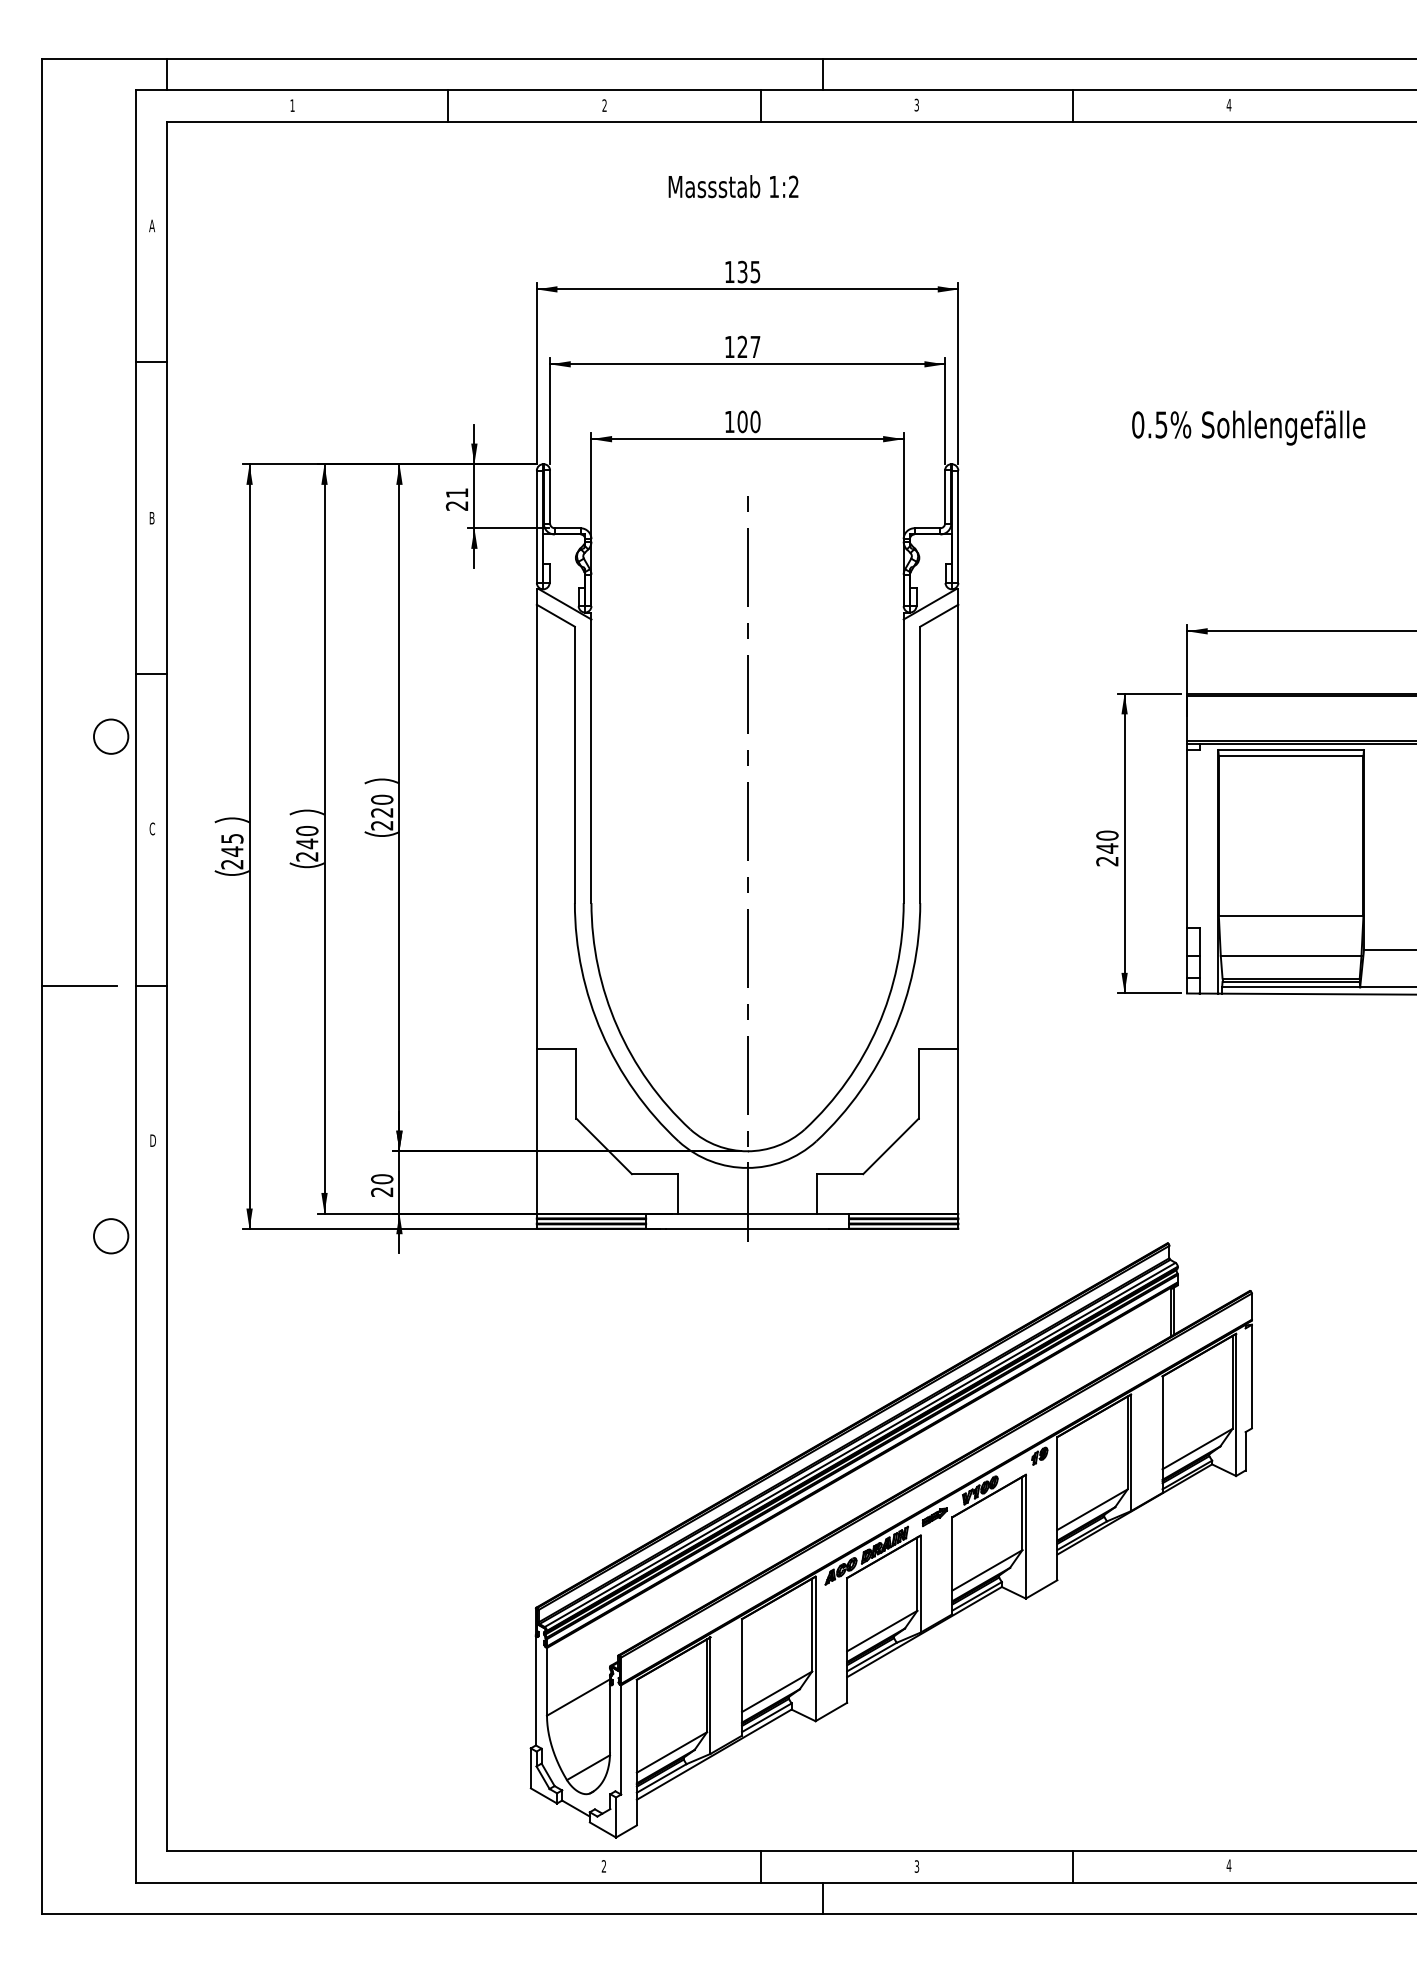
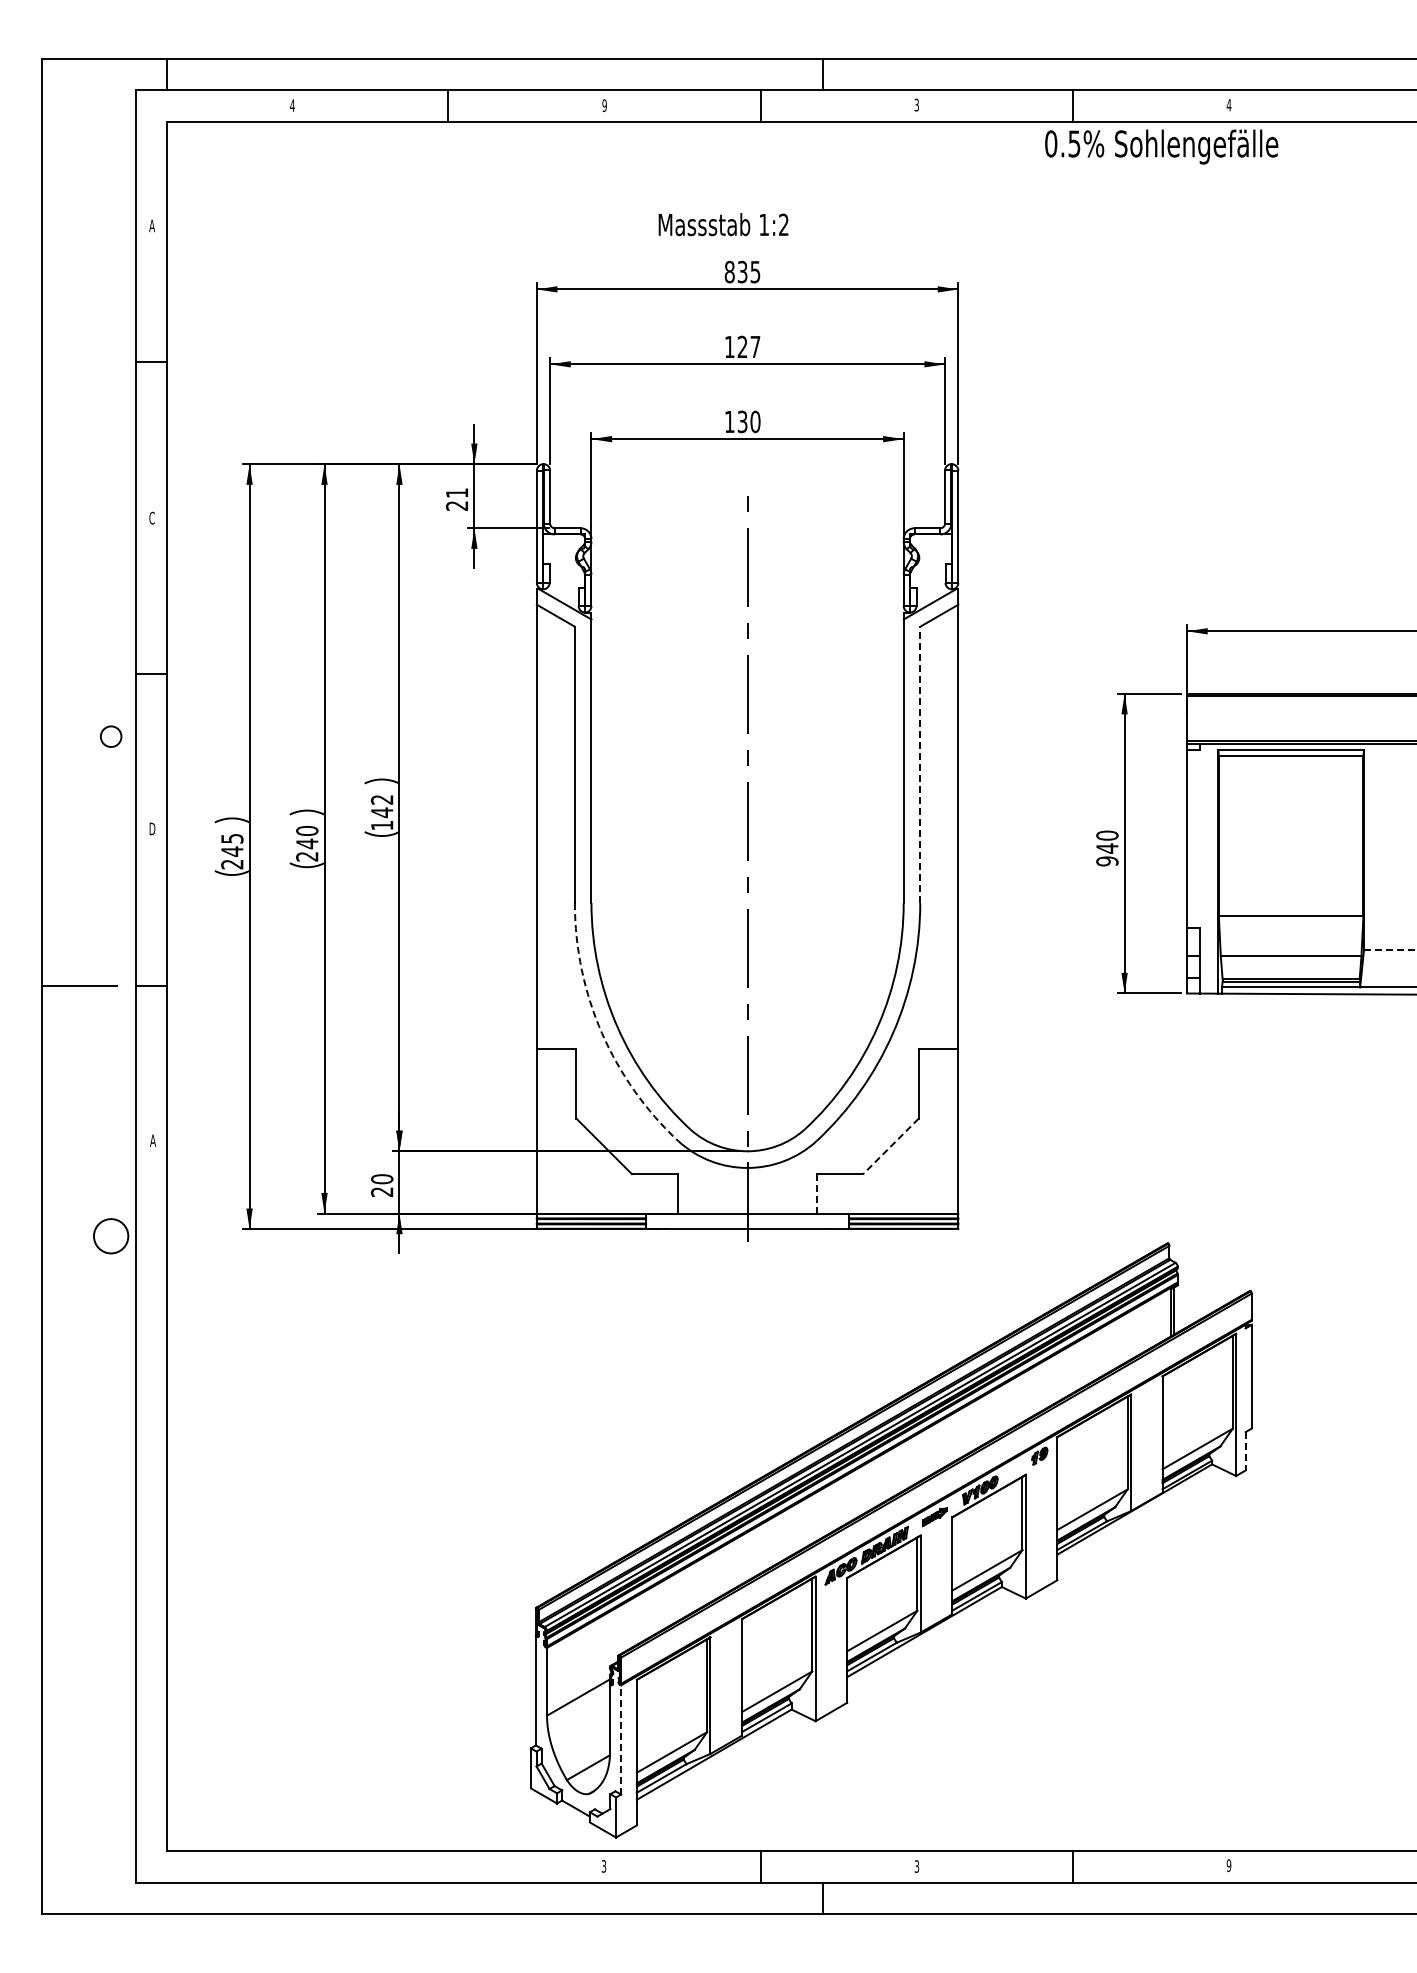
text: 1 -> 4 (292, 105)
text: 2 -> 9 (604, 105)
text position: (733, 186) -> (723, 224) (723, 224)
text: 135 -> 835 (729, 271)
text: 100 -> 130 (742, 421)
text position: (1248, 427) -> (1161, 146) (1161, 146)
text: B -> C (151, 517)
circle diameter: 34 px -> 21 px (110, 736)
line: solid -> dashed (920, 764)
text: 220 -> 142 (382, 812)
text: C -> D (152, 828)
text: 240 -> 940 (1107, 861)
line: solid -> dashed (1389, 949)
arc: solid -> dashed (601, 1033)
text: D -> A (152, 1140)
line: solid -> dashed (890, 1146)
line: solid -> dashed (817, 1193)
line: solid -> dashed (1245, 1451)
line: solid -> dashed (621, 1739)
text: 4 -> 9 (1228, 1865)
text: 2 -> 3 (603, 1866)
